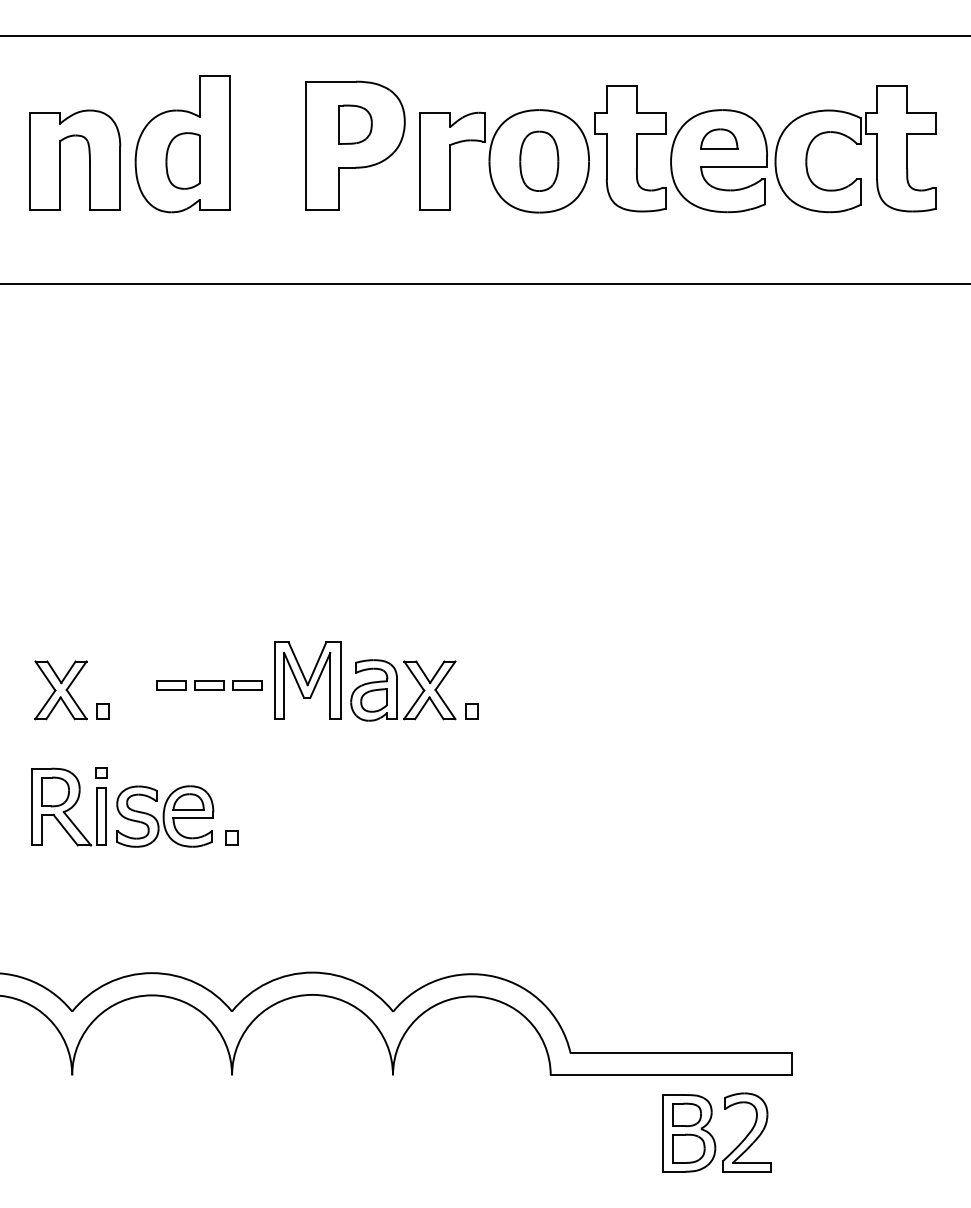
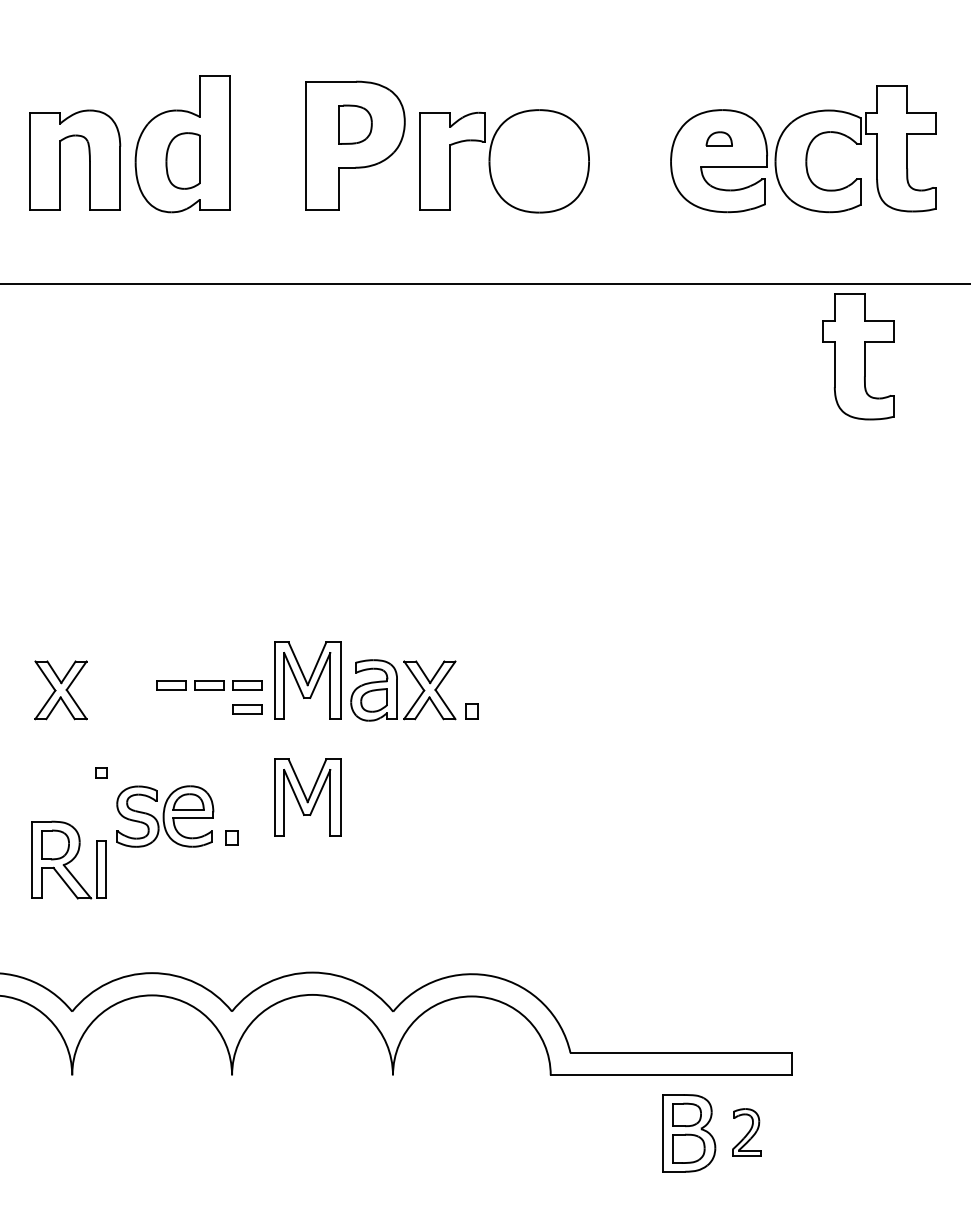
line: present -> none (484, 36)
part size: 39x22 px -> 28x16 px (718, 138)
part position: (630, 148) -> (858, 356) (858, 356)
part: present -> none (539, 160)
part: none -> present (247, 709)
part: present -> none (102, 711)
part: none -> present (307, 797)
part position: (68, 806) -> (68, 859) (68, 859)
part size: 50x81 px -> 30x49 px (746, 1132)
